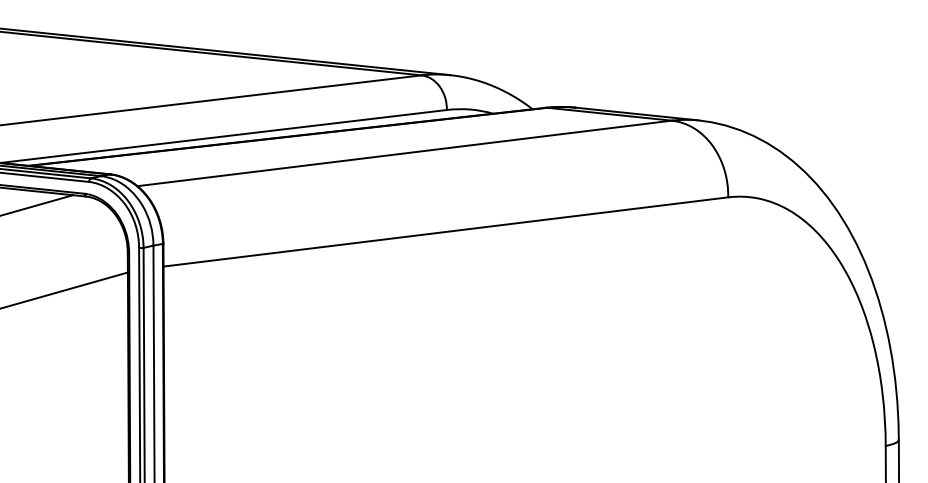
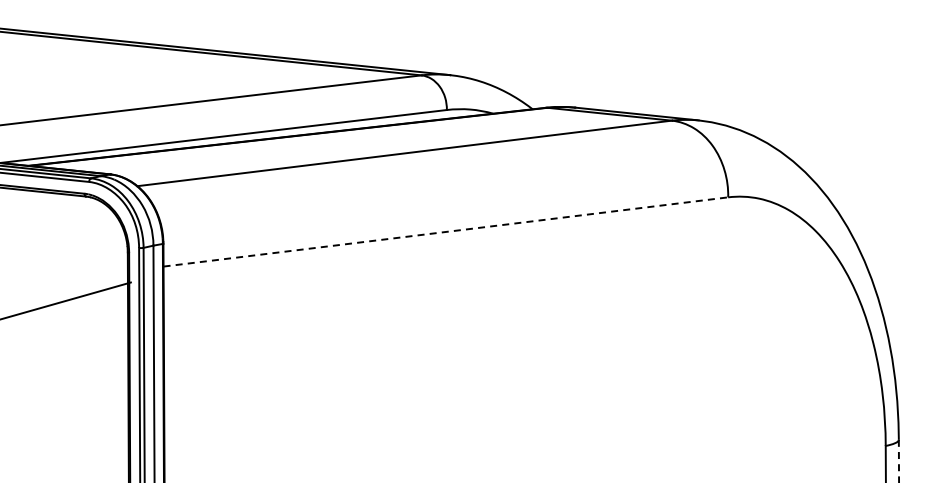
line: present -> none (37, 205)
line: solid -> dashed (446, 231)
line position: (64, 289) -> (66, 300) (66, 300)
line: solid -> dashed (898, 461)
